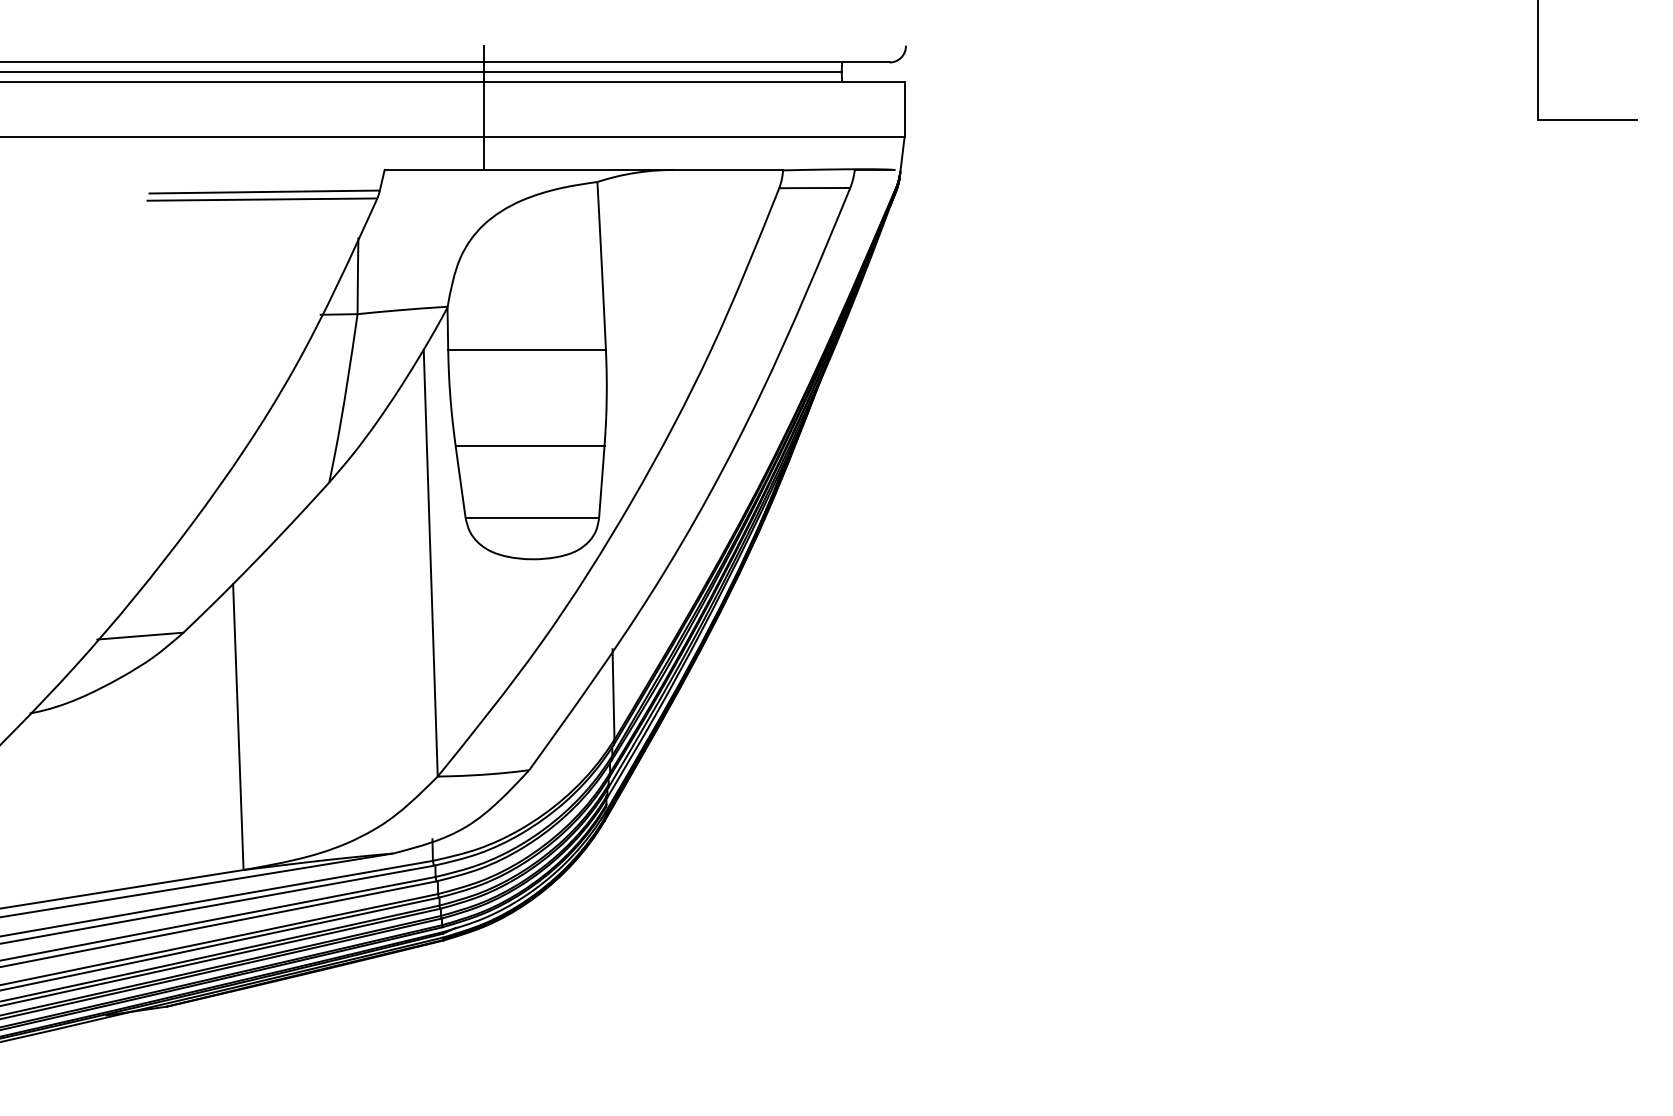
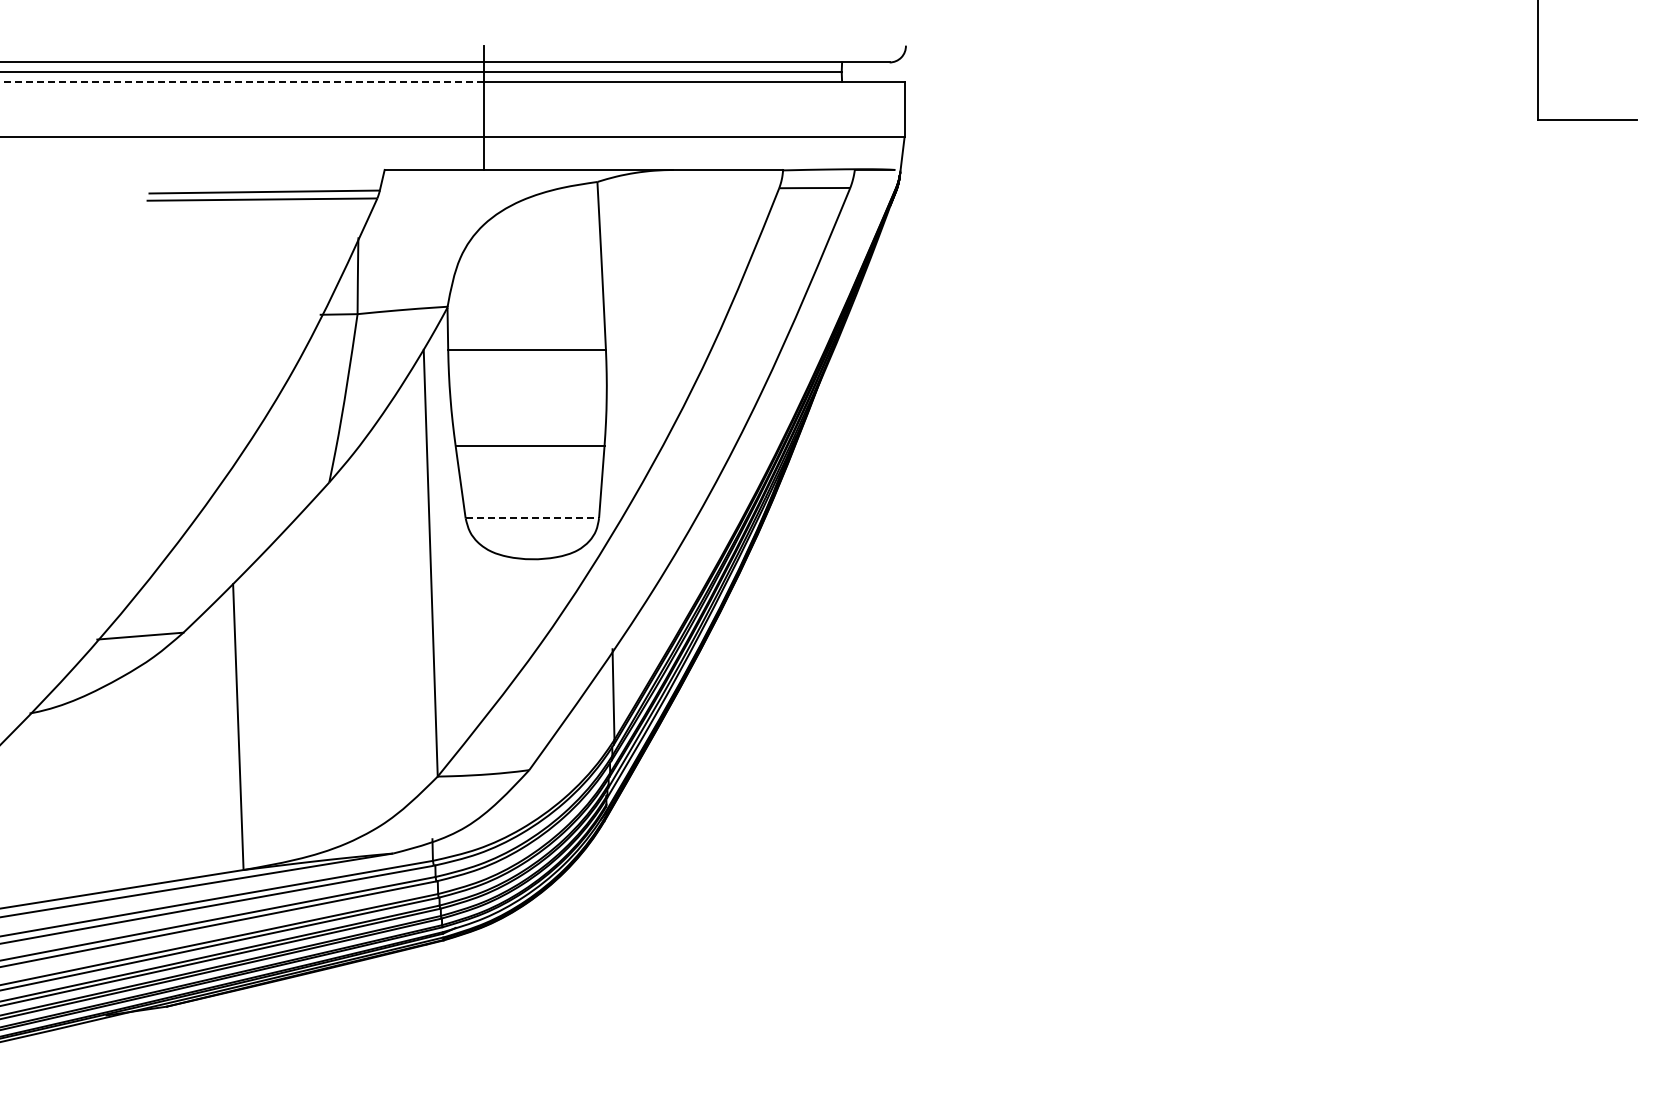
line: solid -> dashed (241, 82)
line: solid -> dashed (532, 518)
